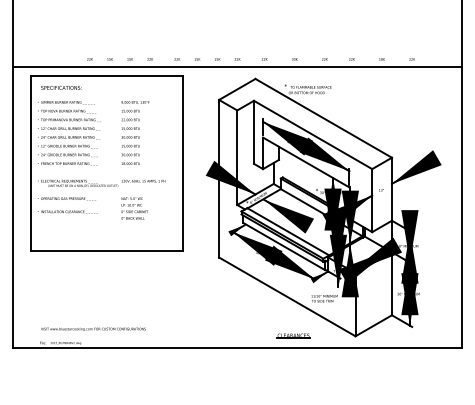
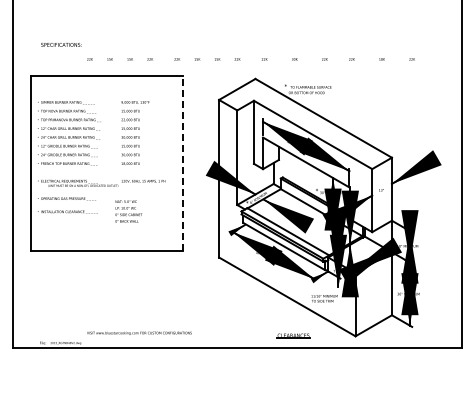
line: present -> none (237, 67)
text position: (61, 87) -> (61, 44) (61, 44)
line: solid -> dashed (183, 163)
text position: (134, 208) -> (128, 211) (128, 211)
text position: (93, 328) -> (139, 332) (139, 332)
